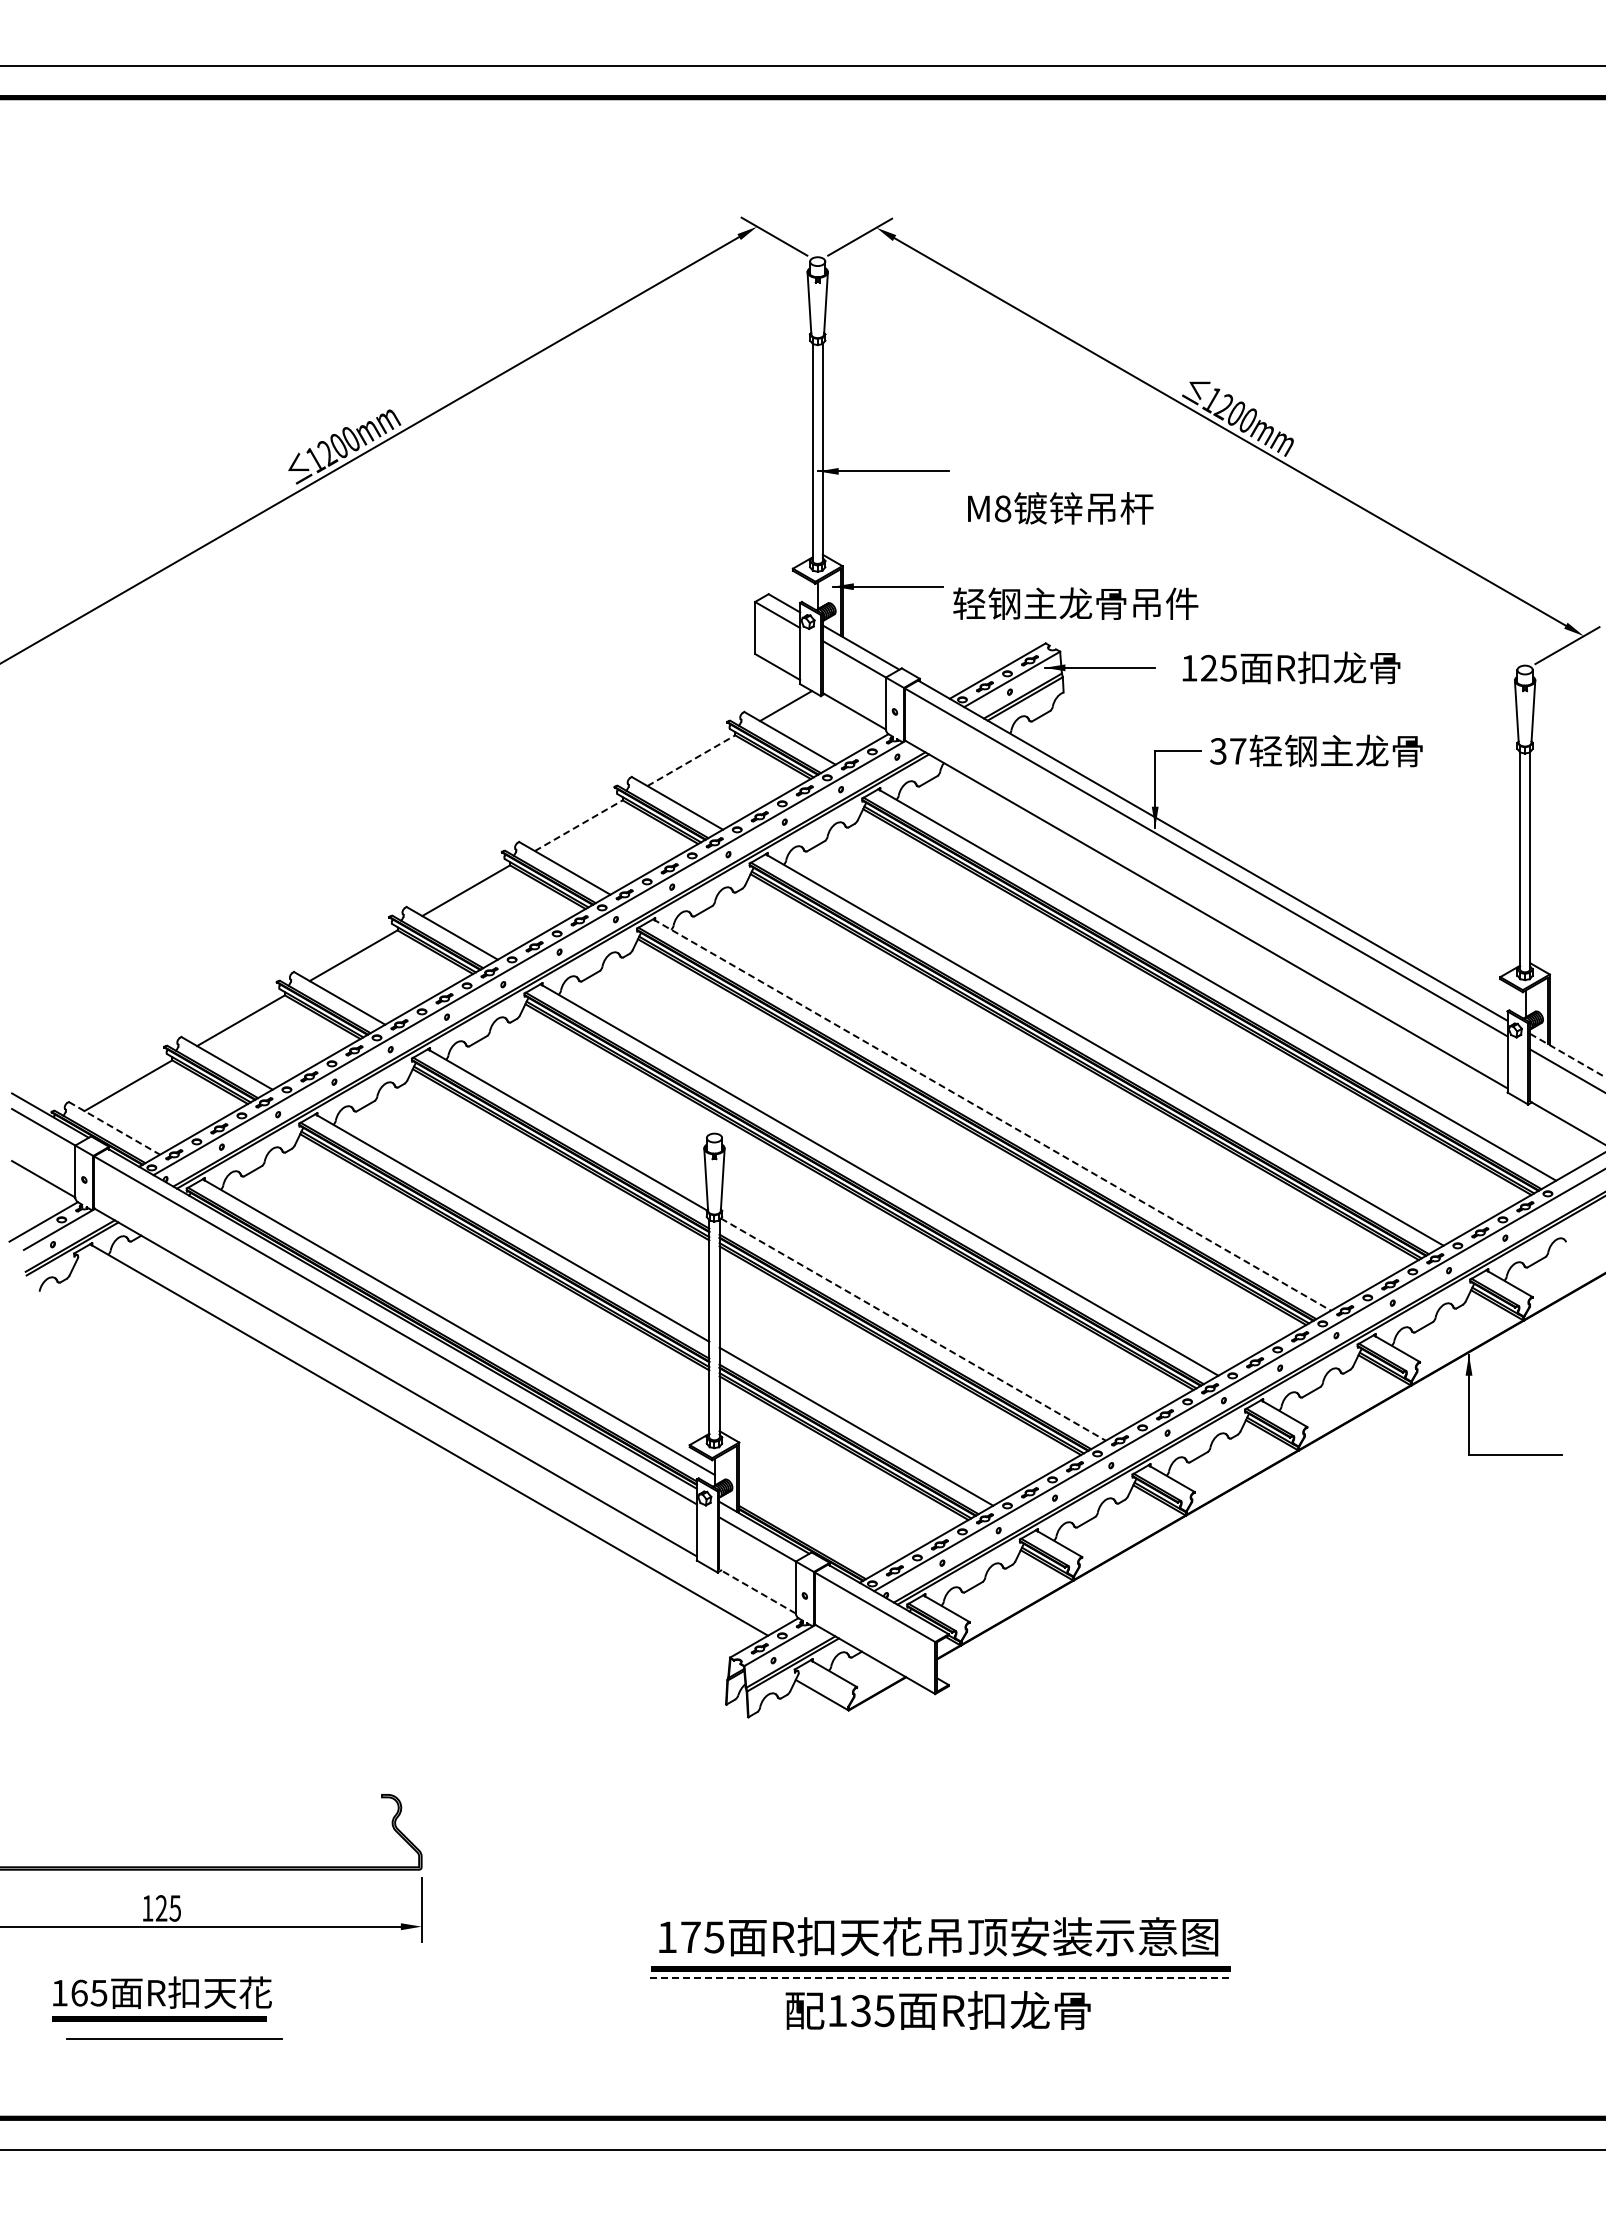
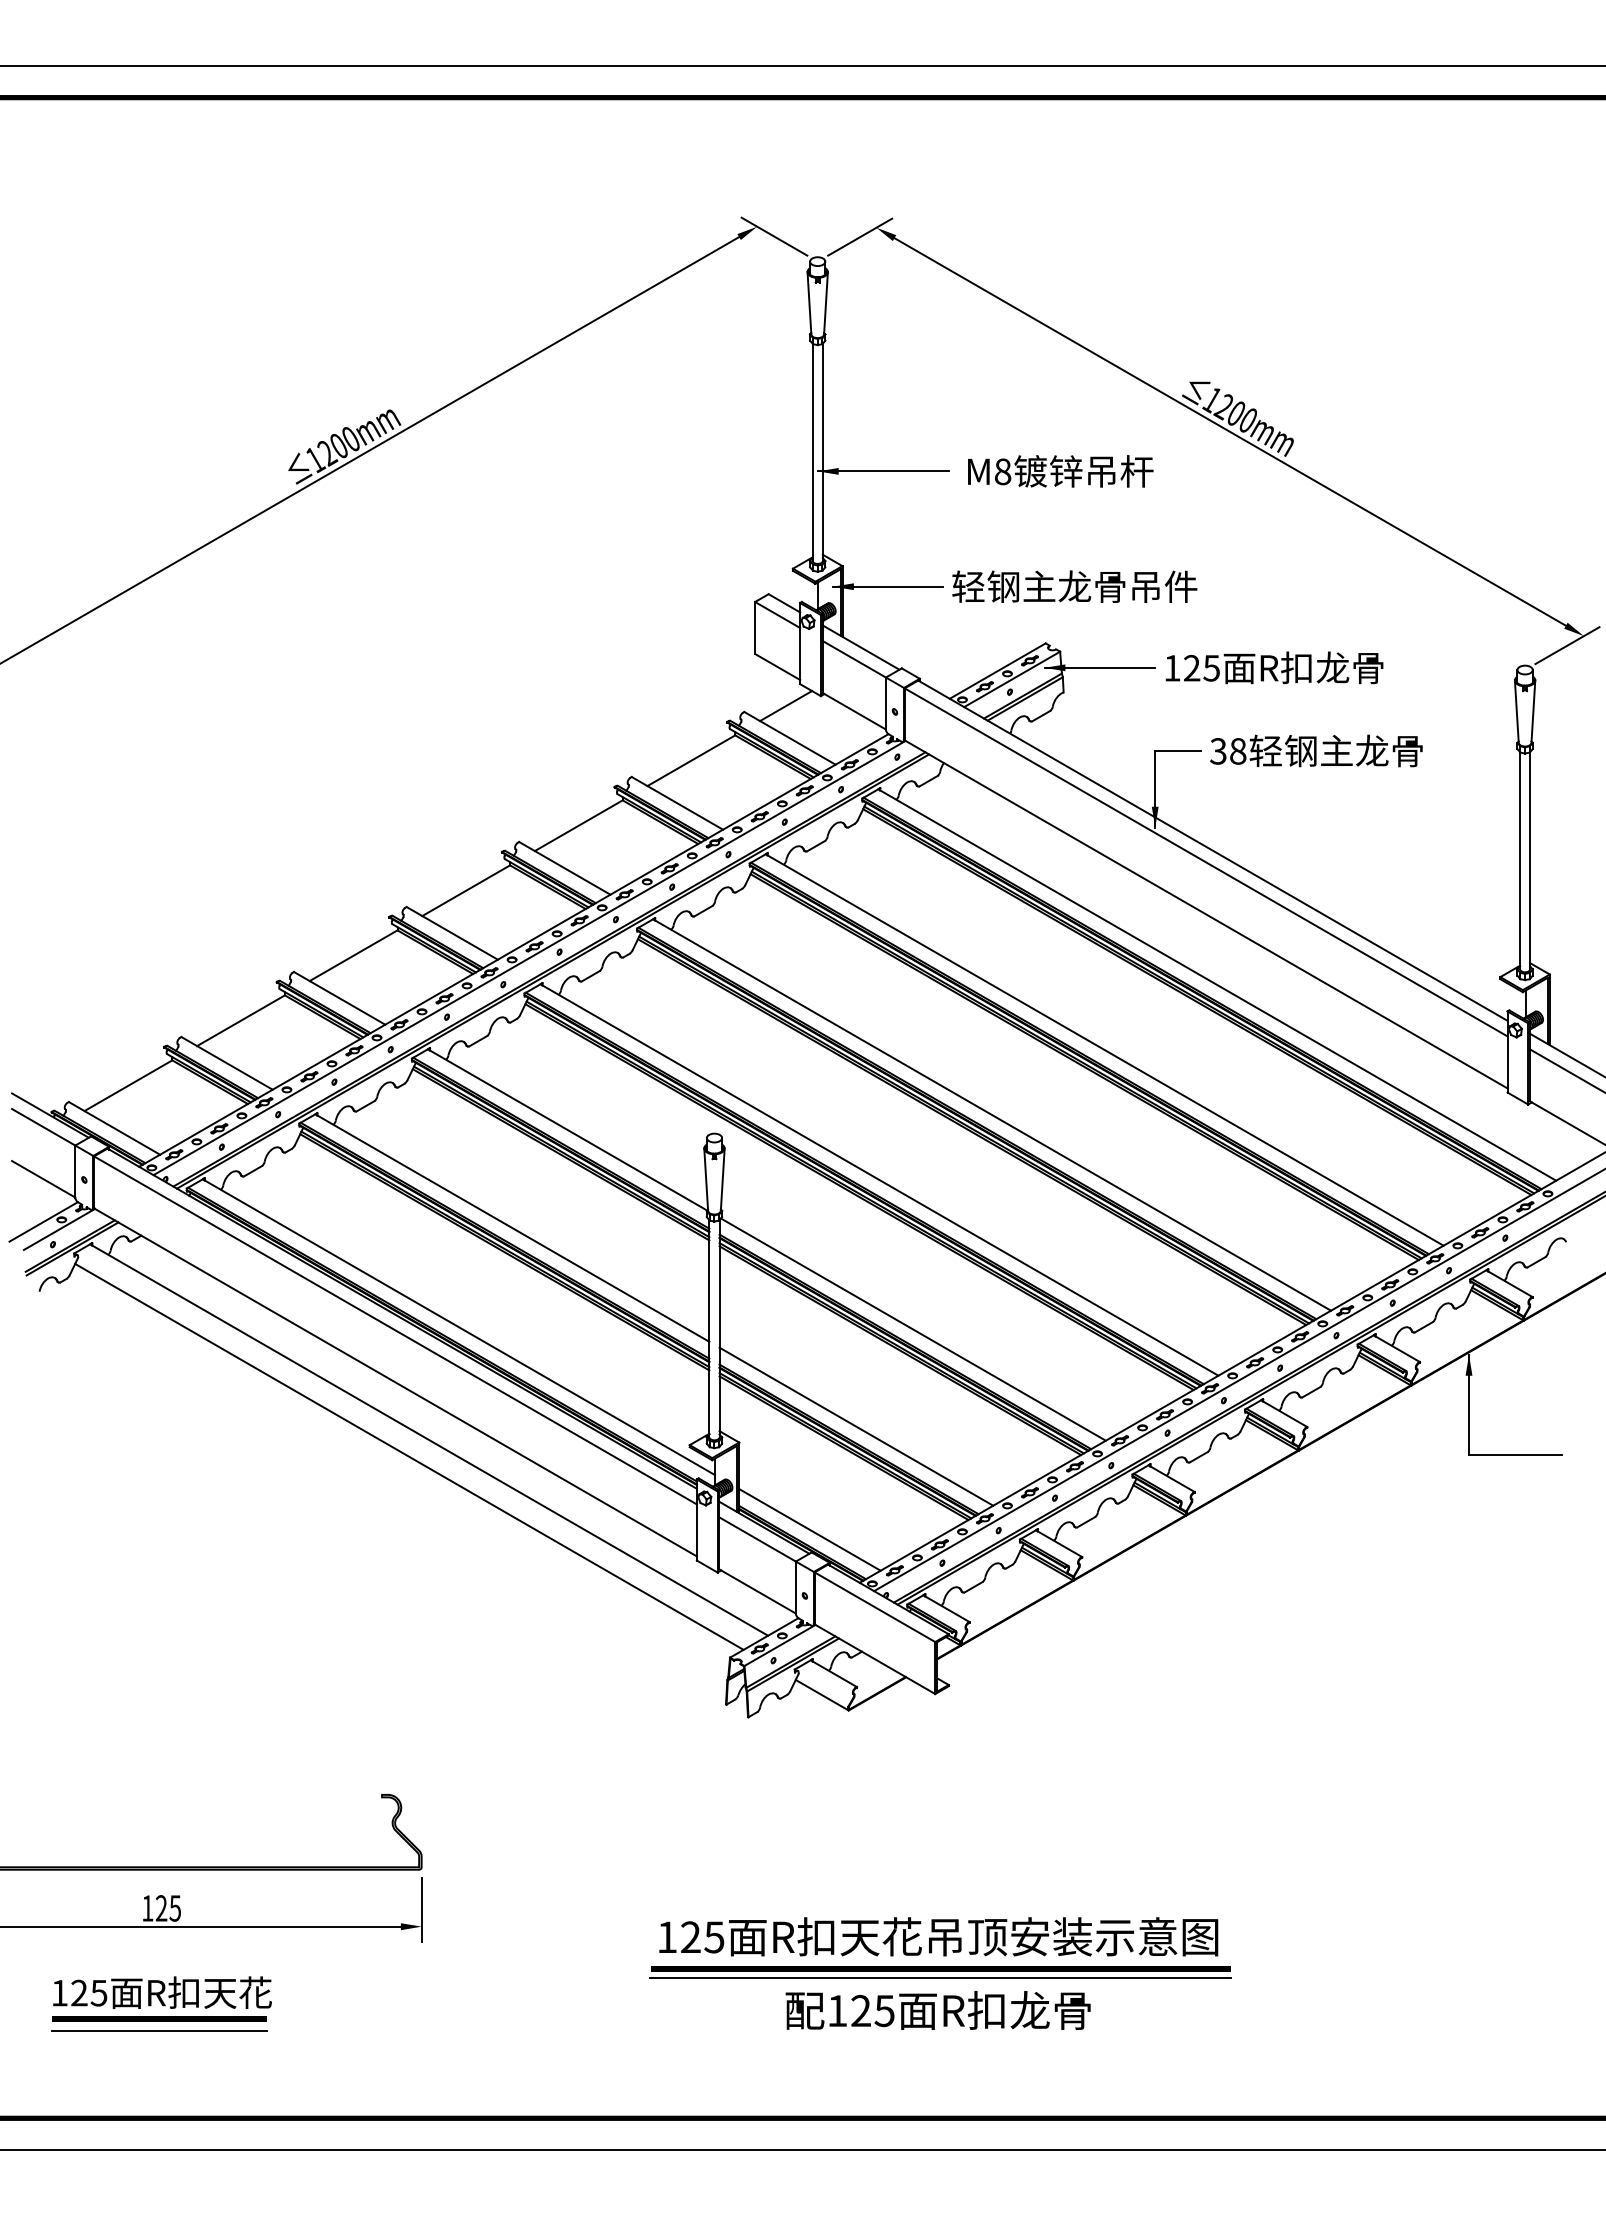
text position: (1060, 508) -> (1060, 471) (1060, 471)
text position: (1075, 603) -> (1074, 586) (1074, 586)
text position: (1291, 667) -> (1274, 667) (1274, 667)
text: 37 -> 38 (1238, 751)
line: dashed -> solid (691, 760)
line: dashed -> solid (578, 825)
line: dashed -> solid (1568, 1055)
line: dashed -> solid (992, 1115)
line: dashed -> solid (114, 1128)
line: dashed -> solid (913, 1329)
line: none -> present (409, 1456)
line: none -> present (809, 1529)
line: dashed -> solid (757, 1591)
text: 175 -> 125 (690, 1936)
line: dashed -> solid (940, 1978)
text: 165 -> 125 (79, 1992)
text: 135 -> 125 (860, 2011)
line position: (174, 2038) -> (159, 2030) (159, 2030)
